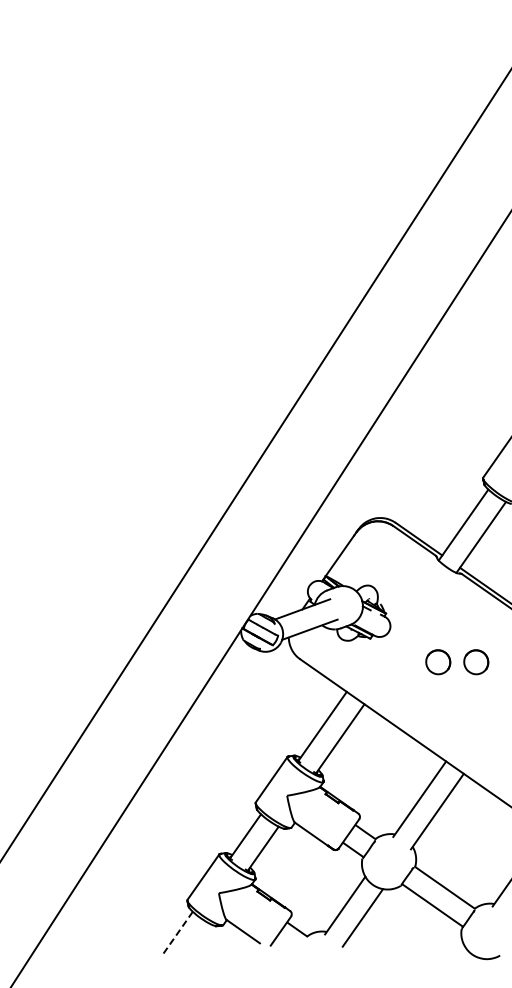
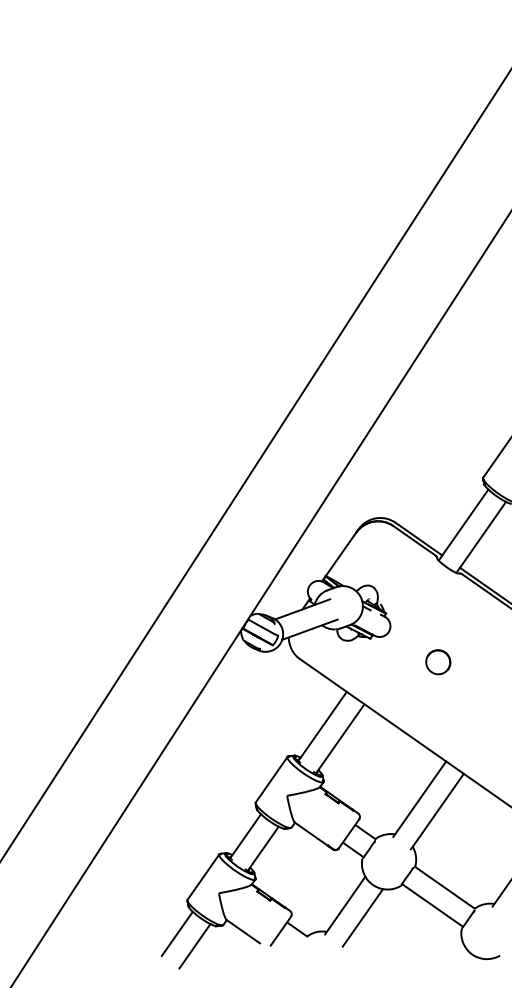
part: present -> none (476, 662)
line: dashed -> solid (177, 934)
line: none -> present (194, 946)
